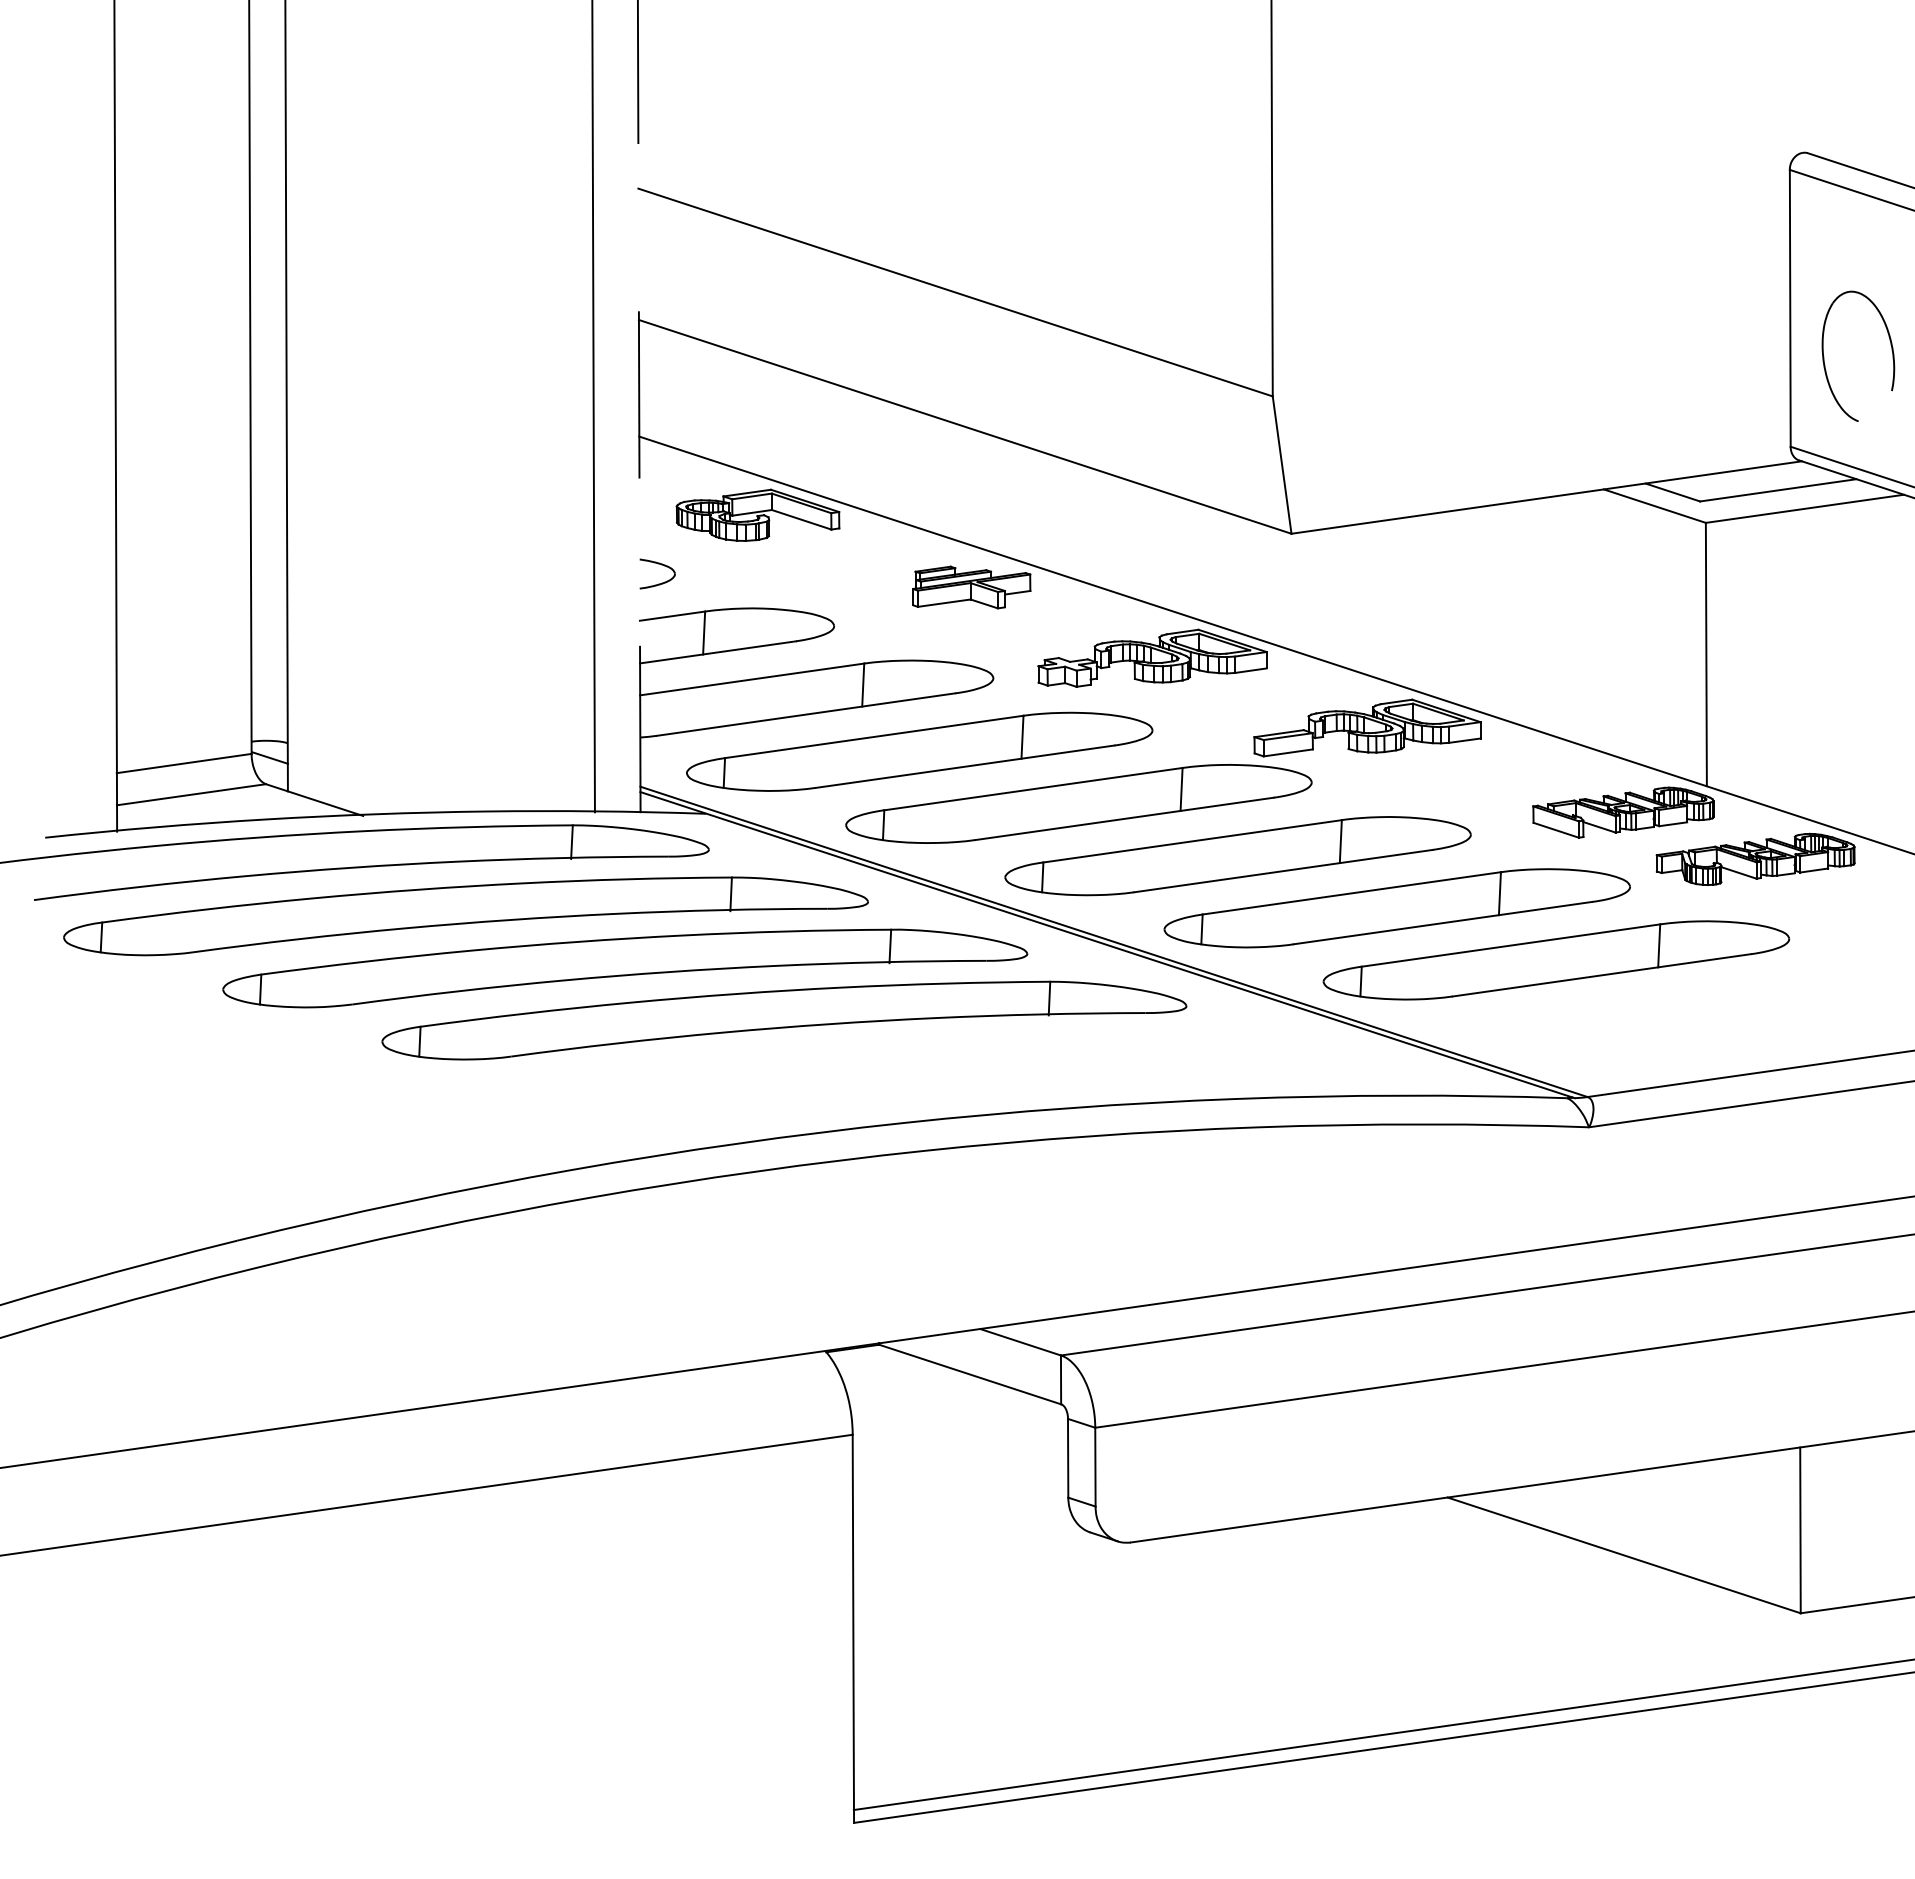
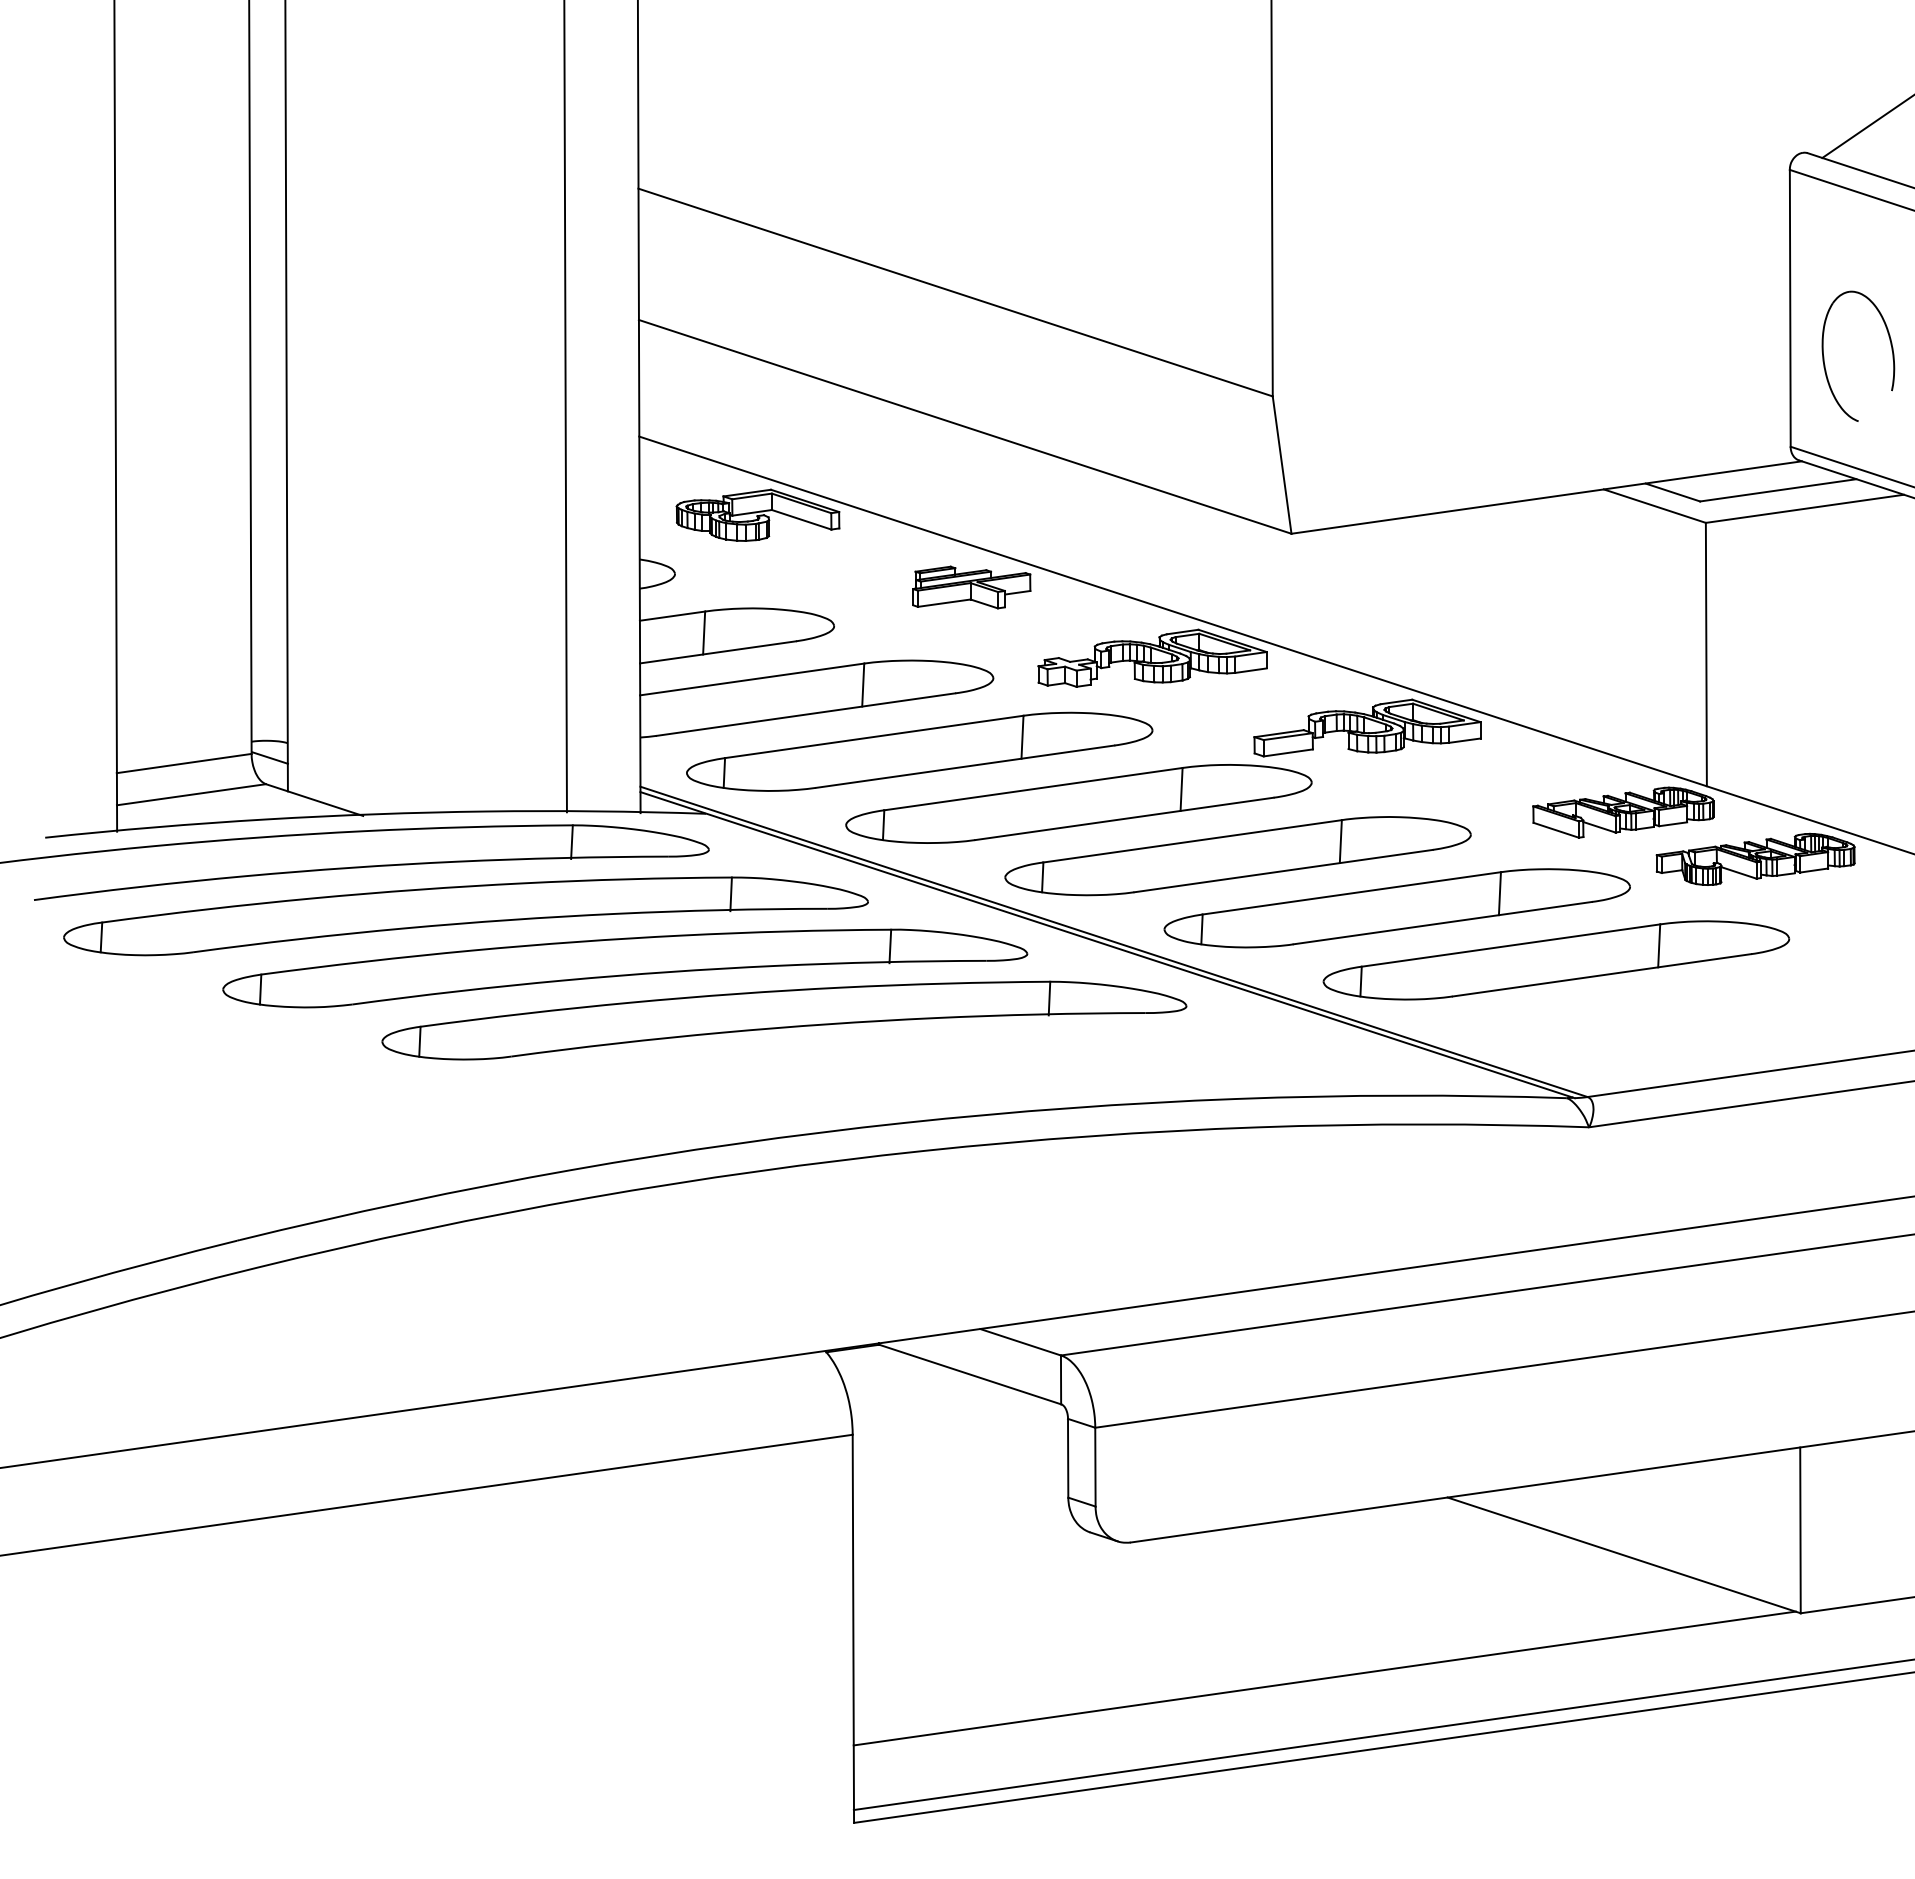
line: none -> present (1866, 127)
line: dashed -> solid (639, 406)
line position: (593, 407) -> (565, 407) (565, 407)
line: none -> present (1324, 1678)
